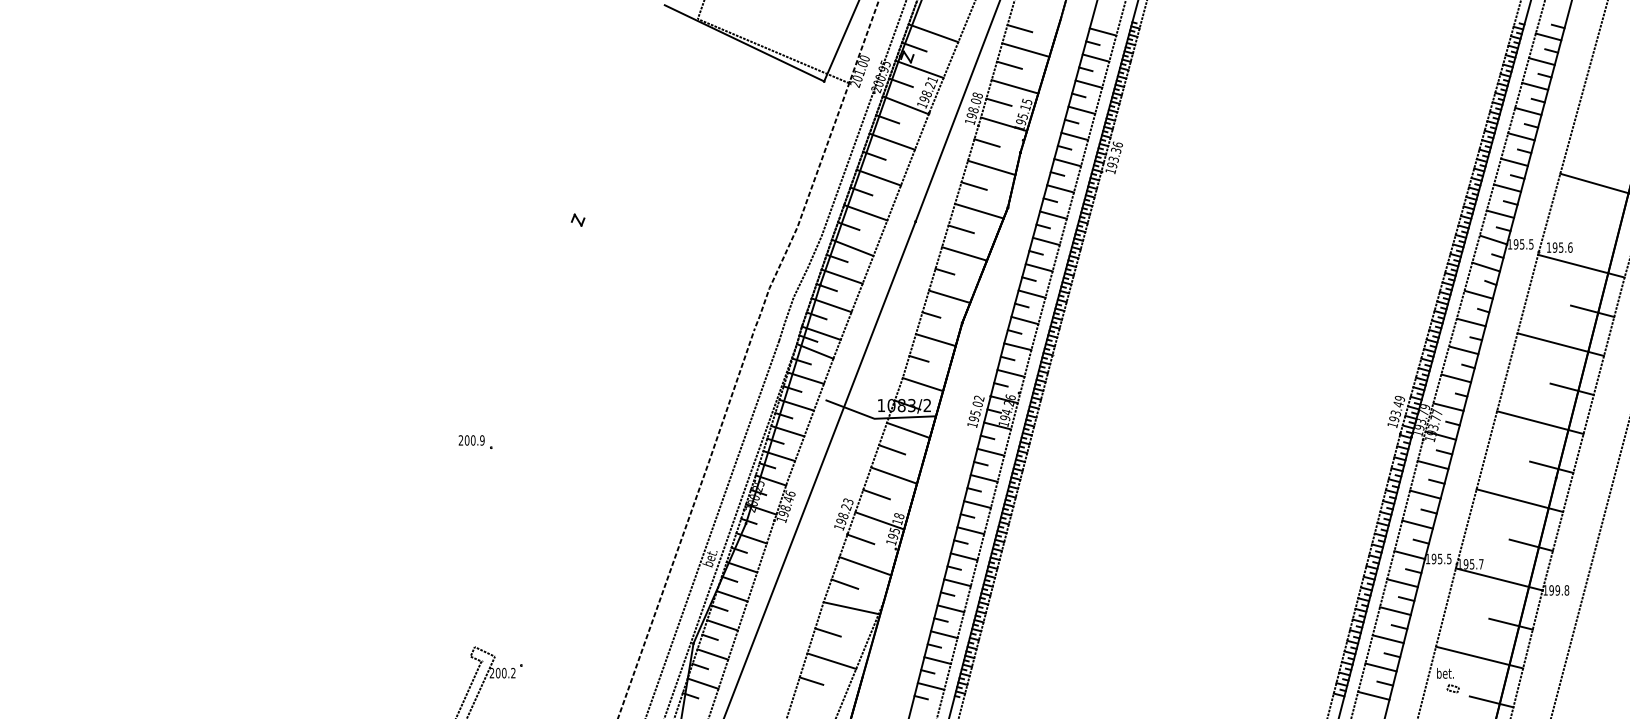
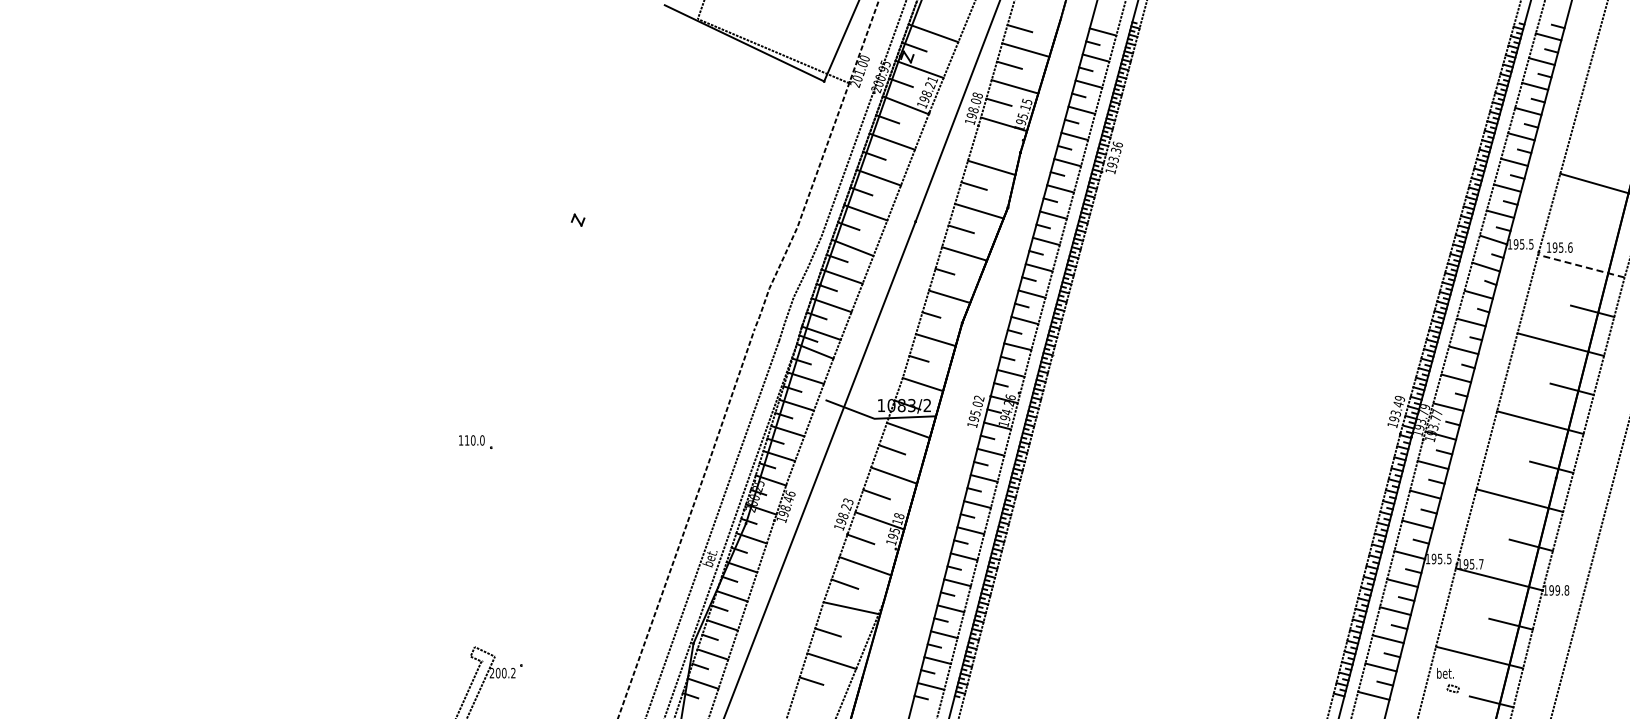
line: present -> none (986, 142)
line: solid -> dashed (1581, 266)
text: 200.9 -> 110.0 (471, 440)
